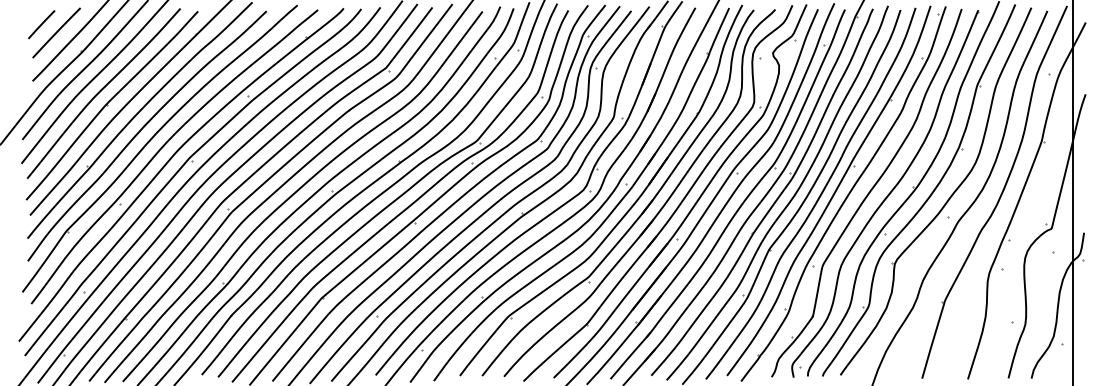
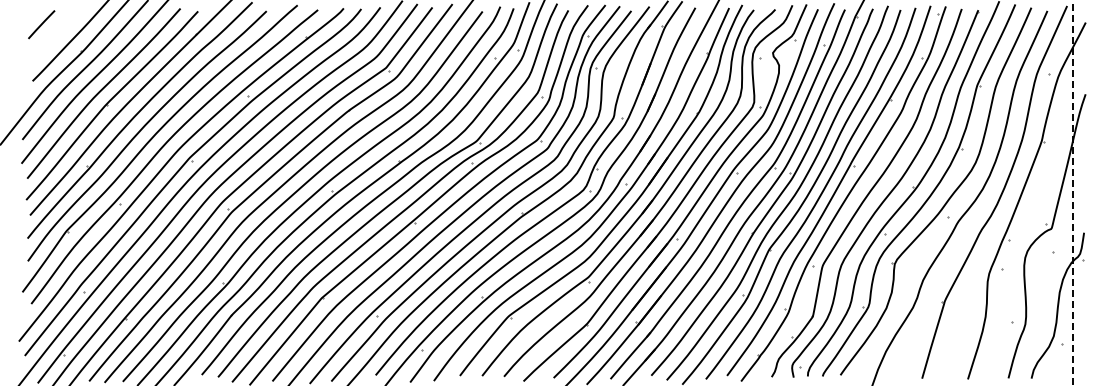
line: present -> none (56, 32)
line: solid -> dashed (1072, 192)
